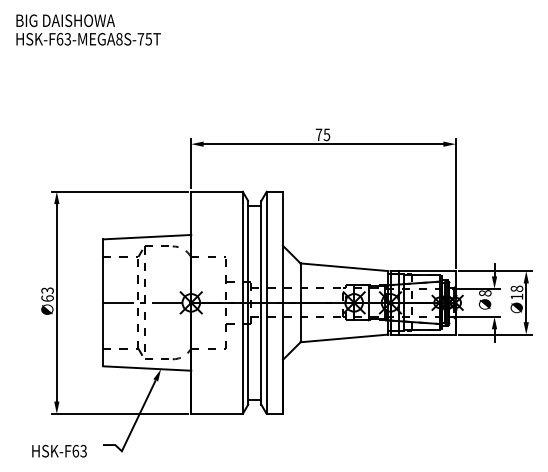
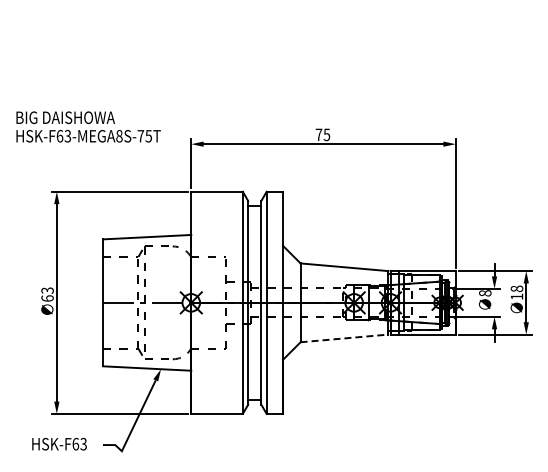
text position: (88, 29) -> (88, 126) (88, 126)
line: solid -> dashed (344, 338)
text position: (59, 450) -> (59, 443) (59, 443)
